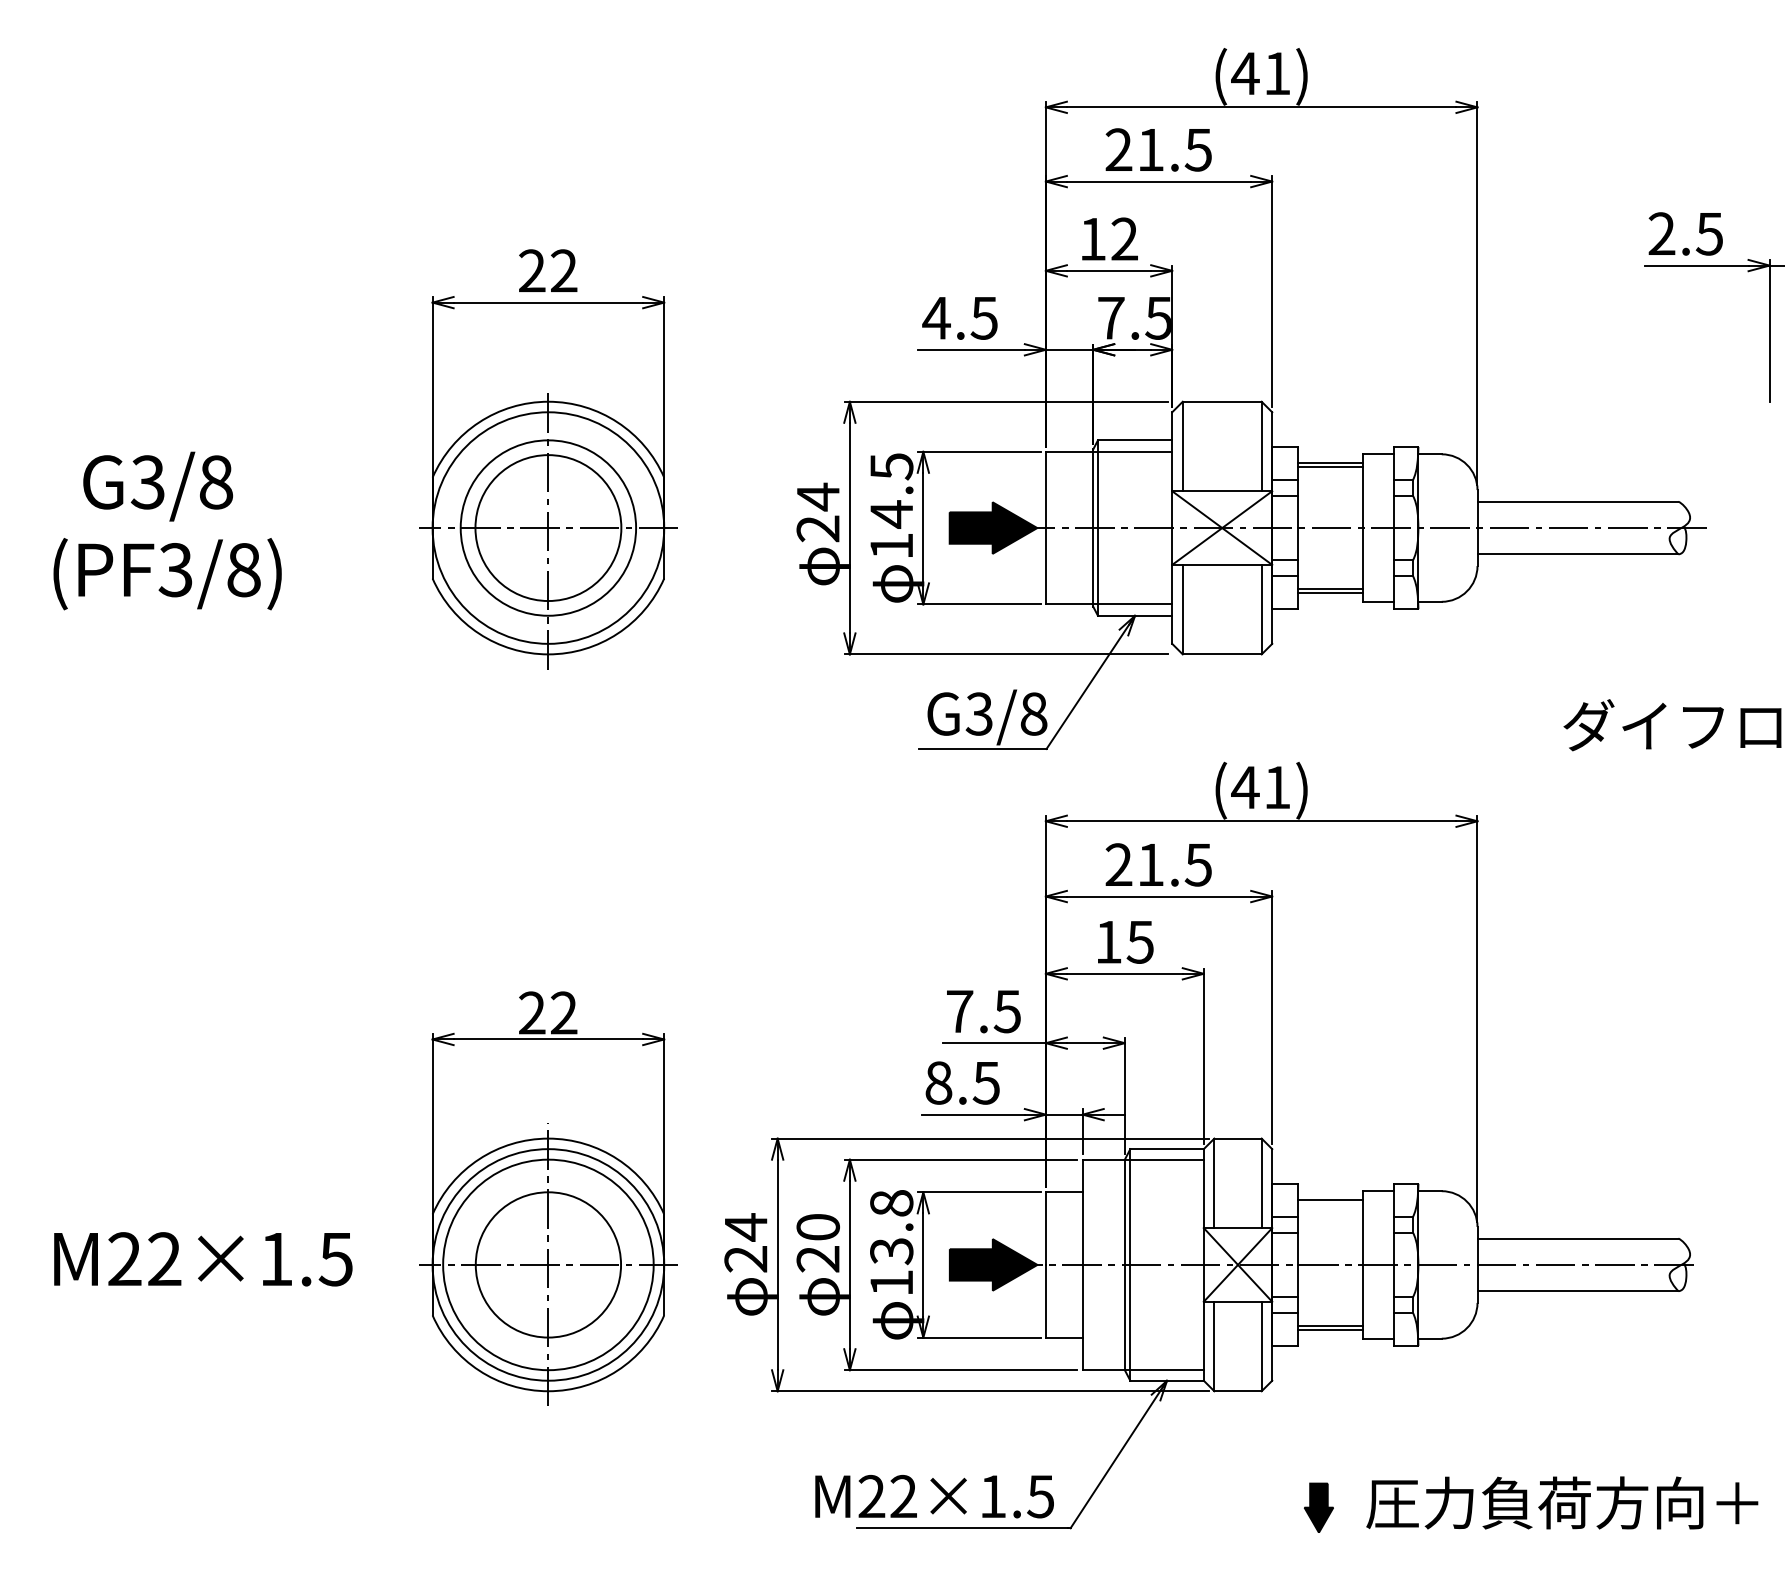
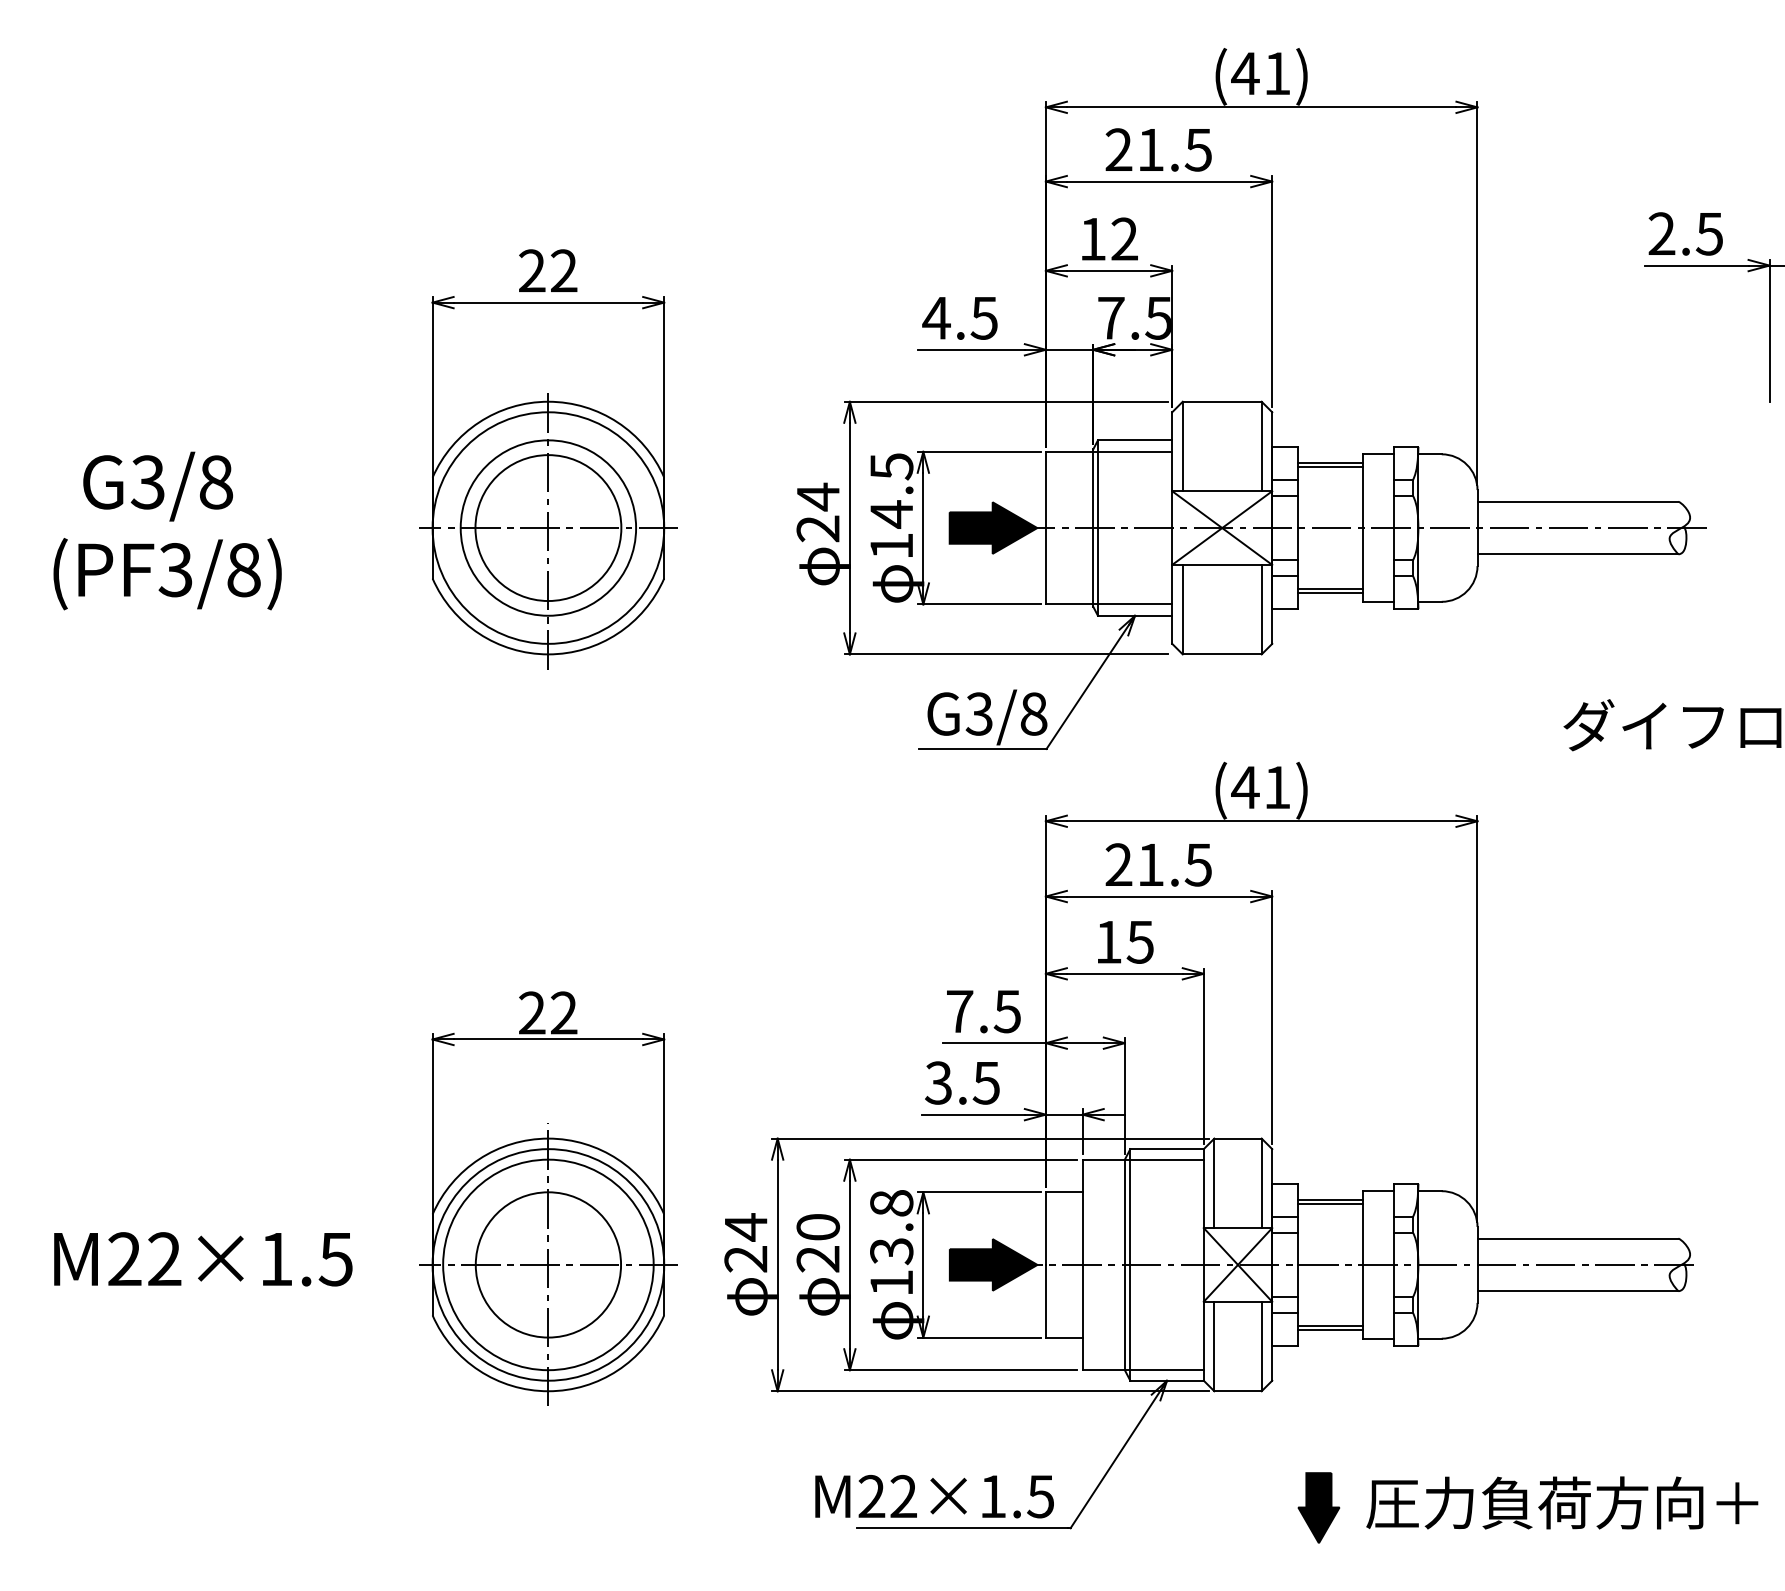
text: 8.5 -> 3.5 (938, 1082)
line: none -> present (1330, 1203)
part size: 30x51 px -> 44x72 px (1318, 1507)
